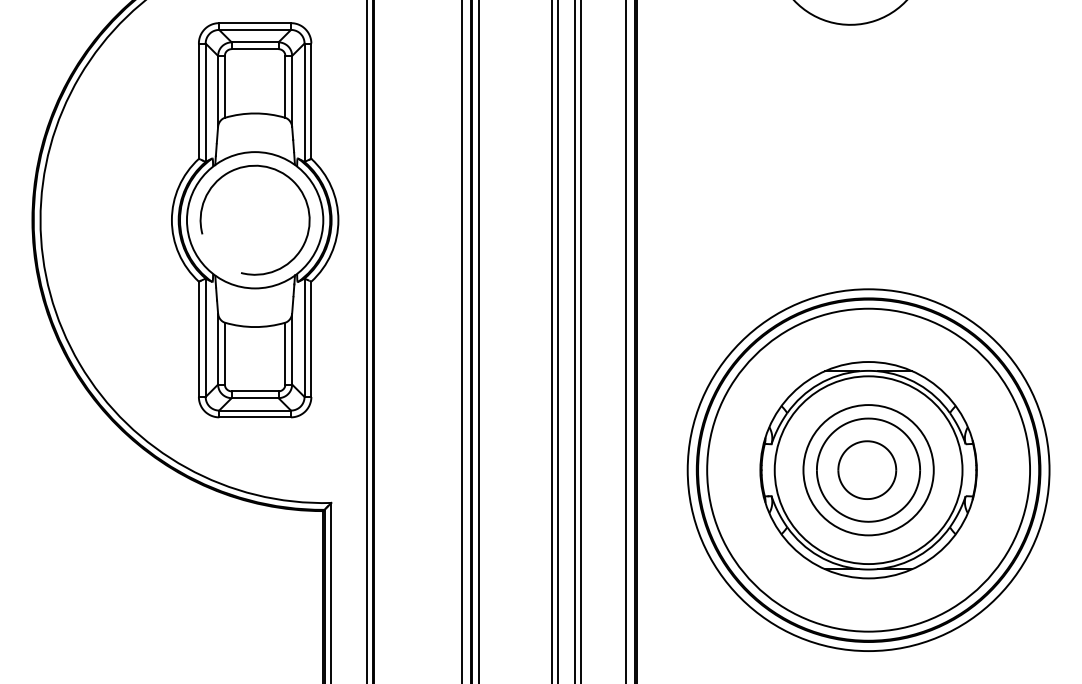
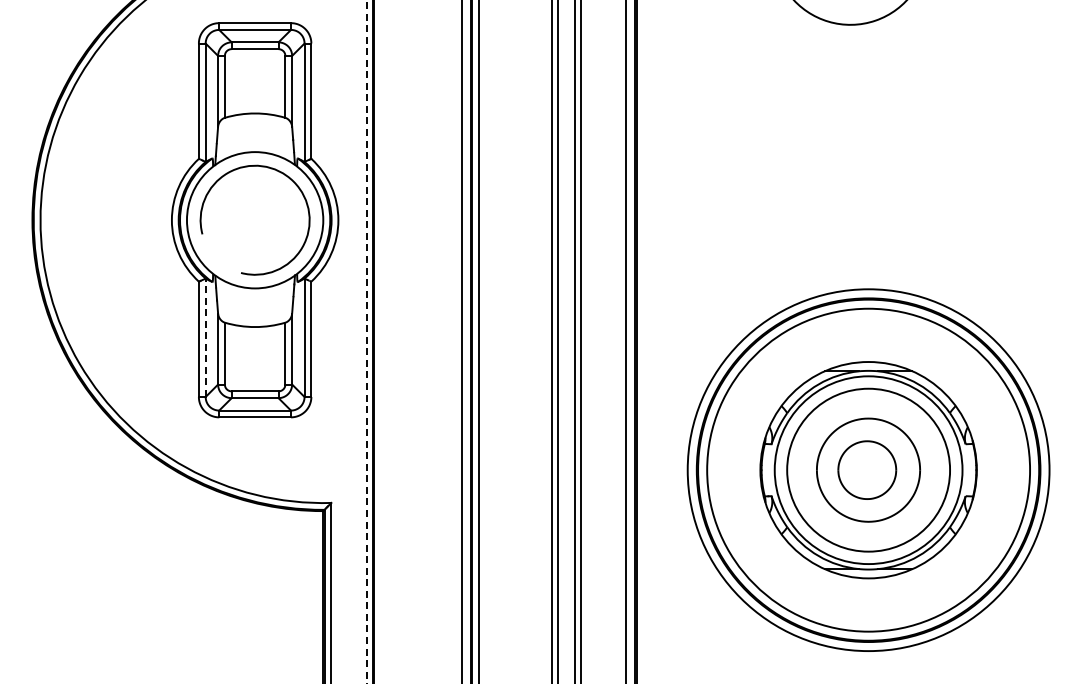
line: solid -> dashed (205, 337)
line: solid -> dashed (366, 341)
circle diameter: 130 px -> 163 px (868, 469)
